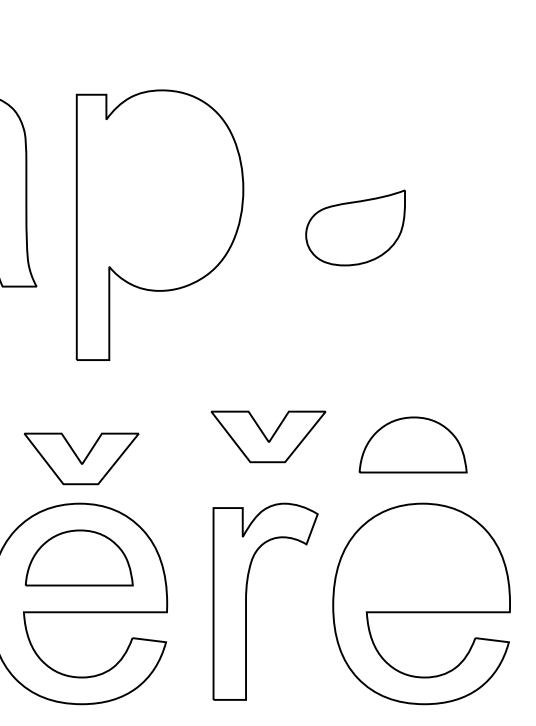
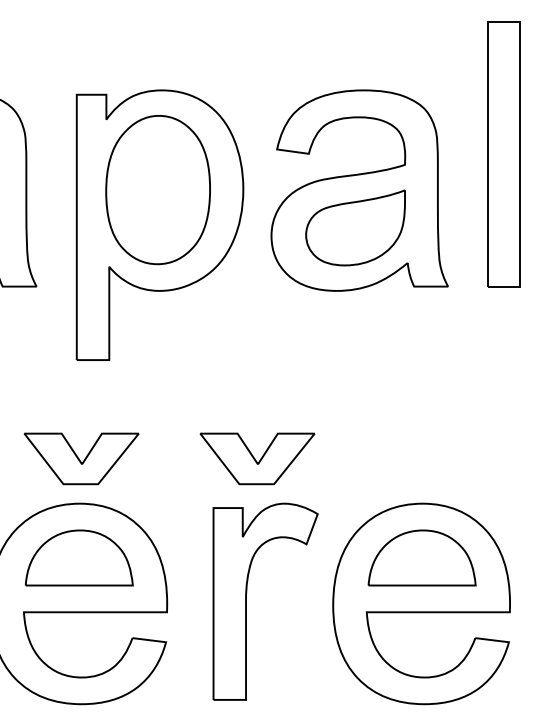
part: none -> present (503, 154)
part: none -> present (157, 190)
part: none -> present (359, 190)
part position: (268, 436) -> (257, 458) (257, 458)
part position: (412, 444) -> (421, 557) (421, 557)
